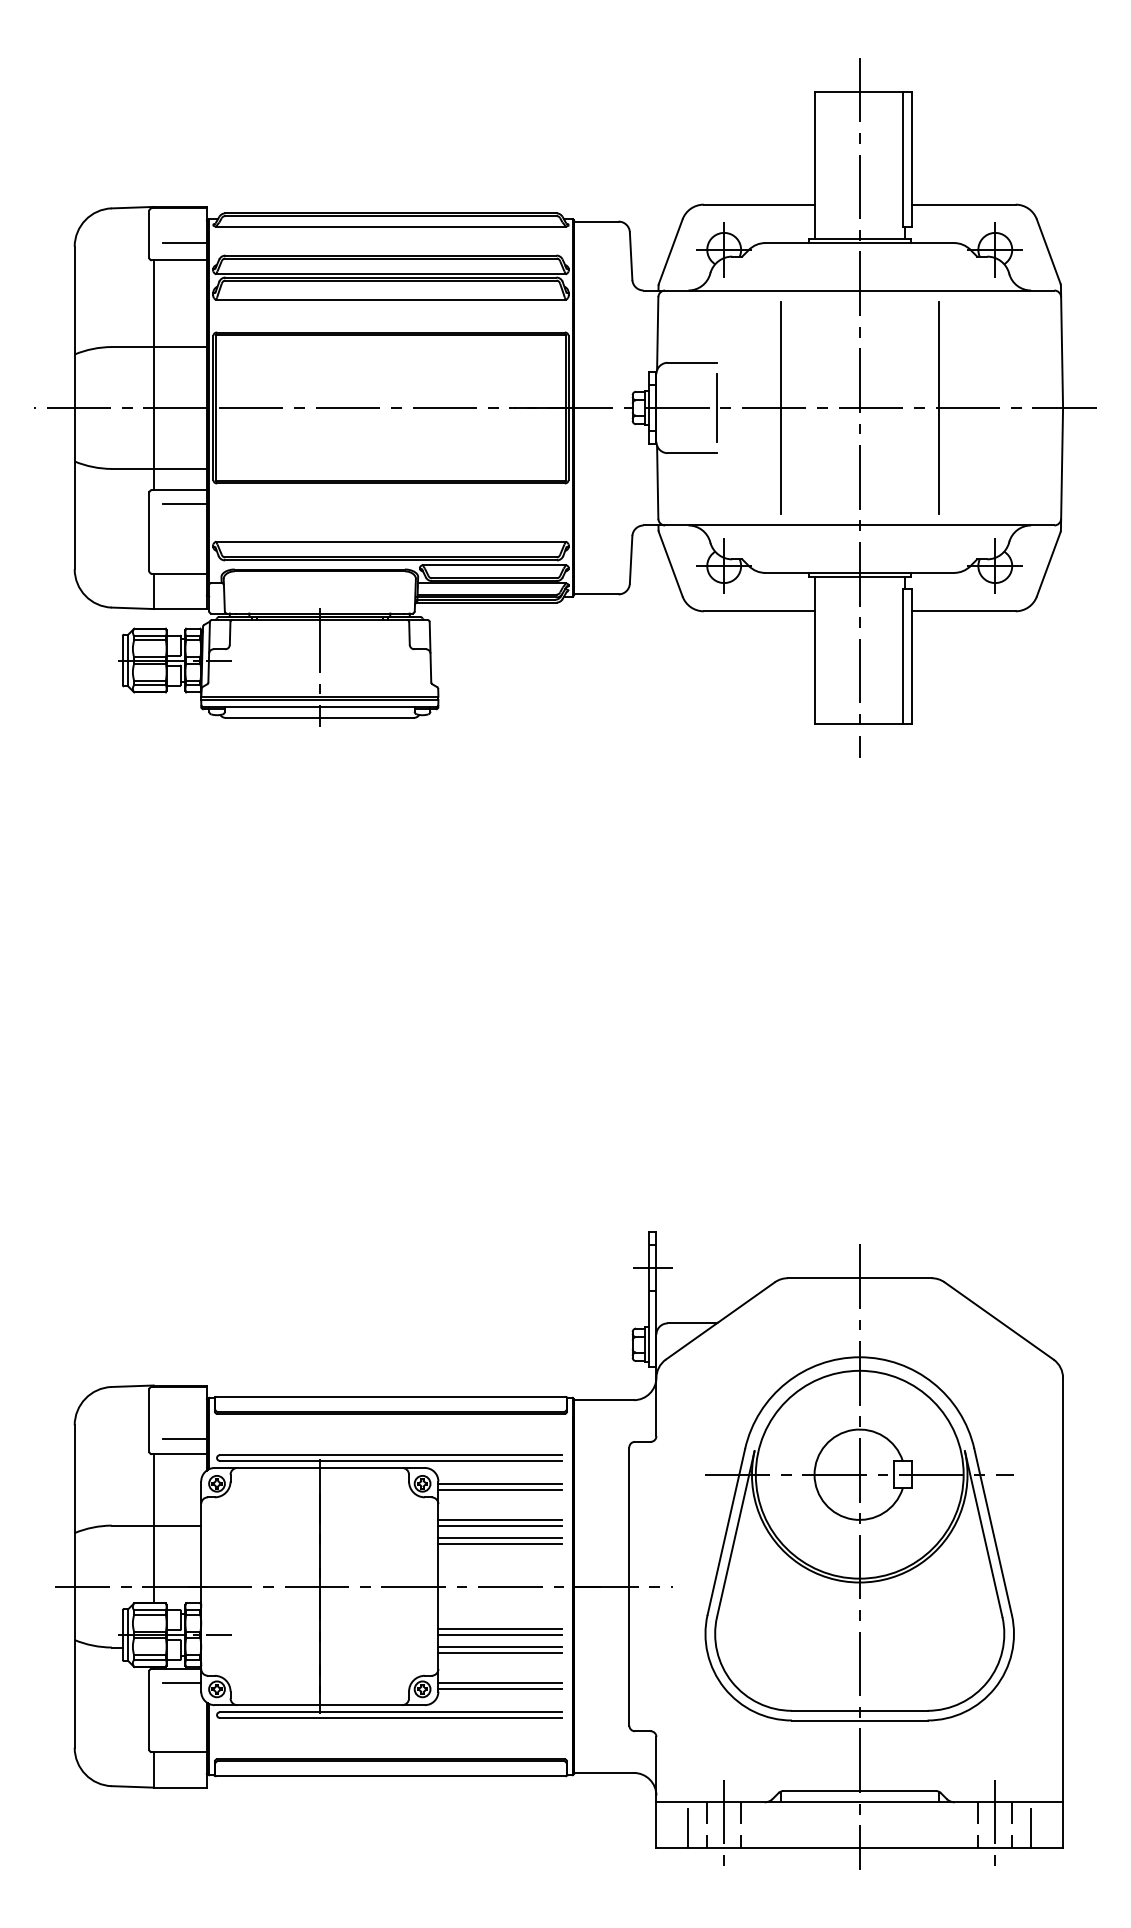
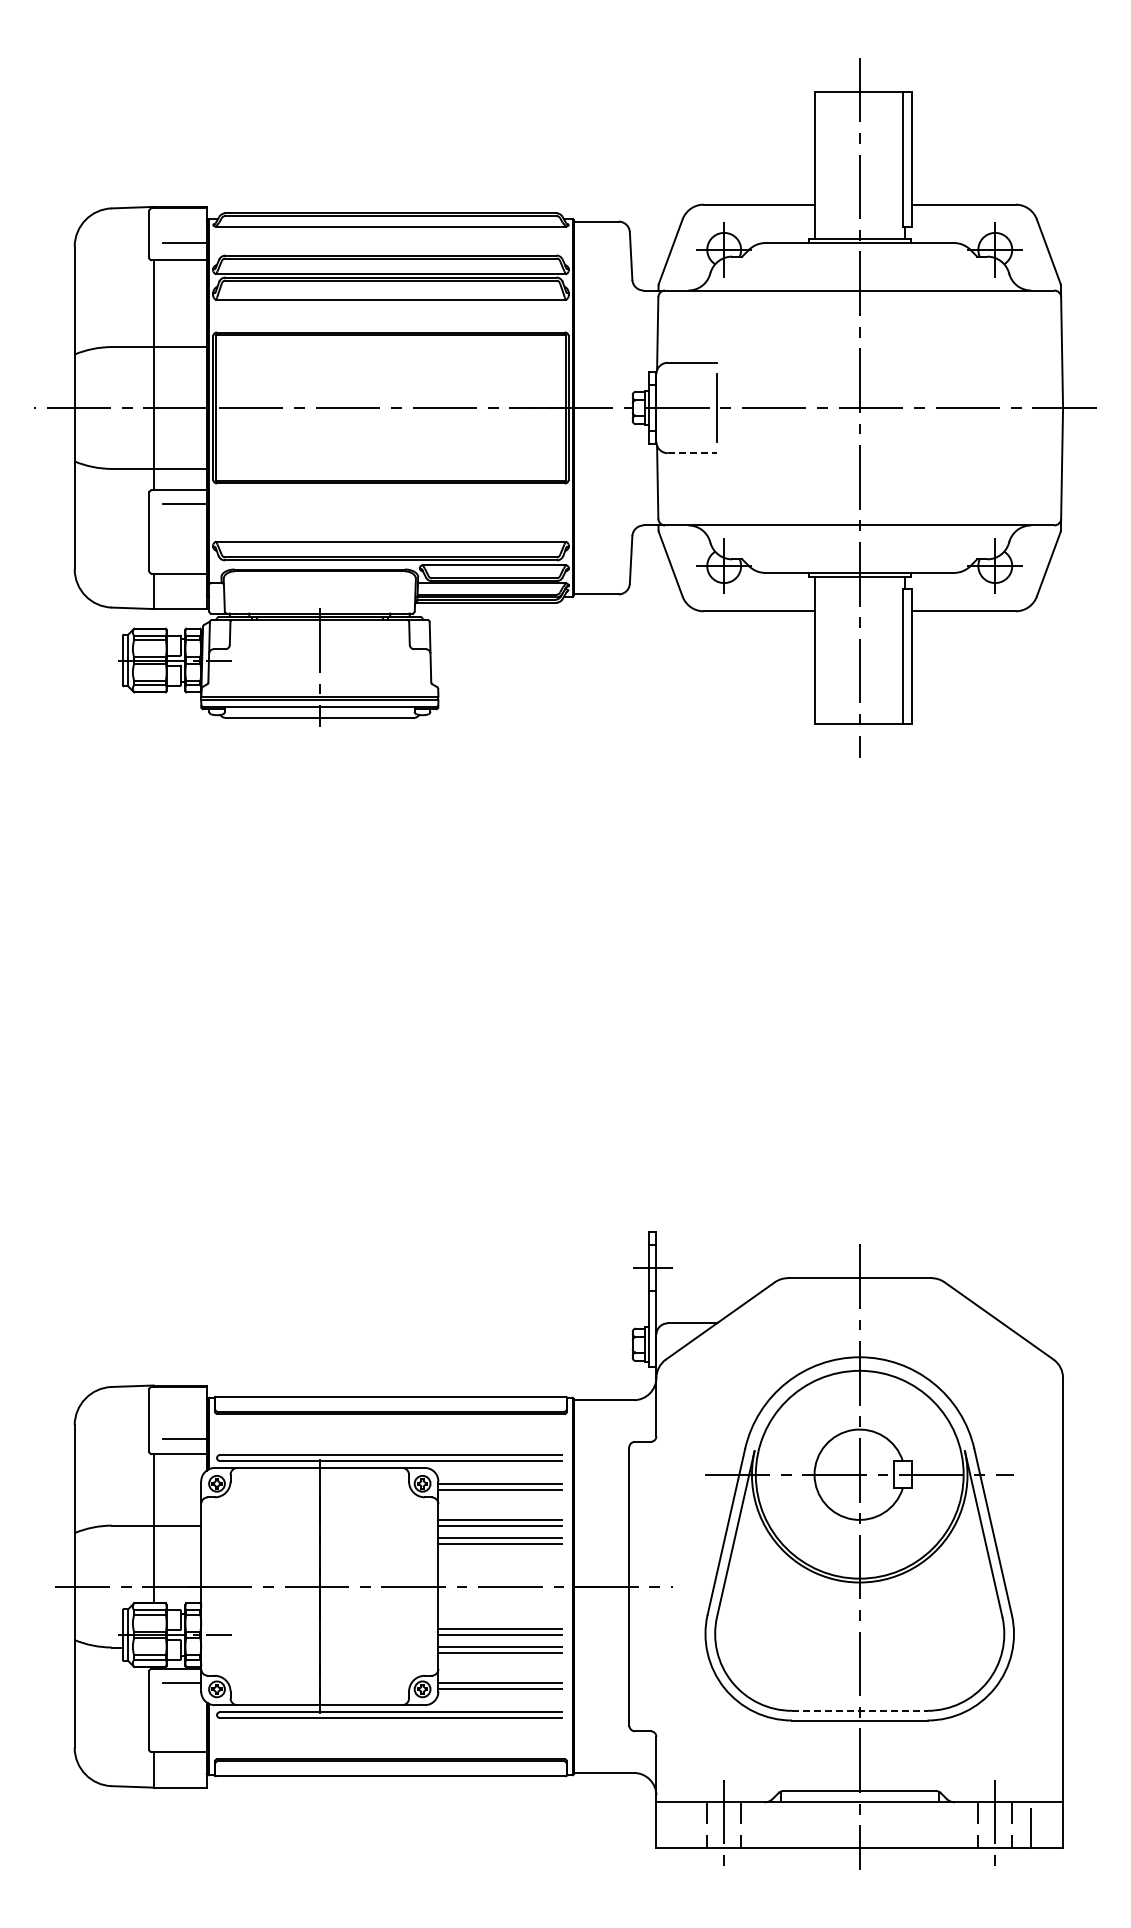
line: present -> none (780, 407)
line: present -> none (938, 407)
line: solid -> dashed (692, 453)
line: solid -> dashed (859, 1710)
line: present -> none (688, 1827)
